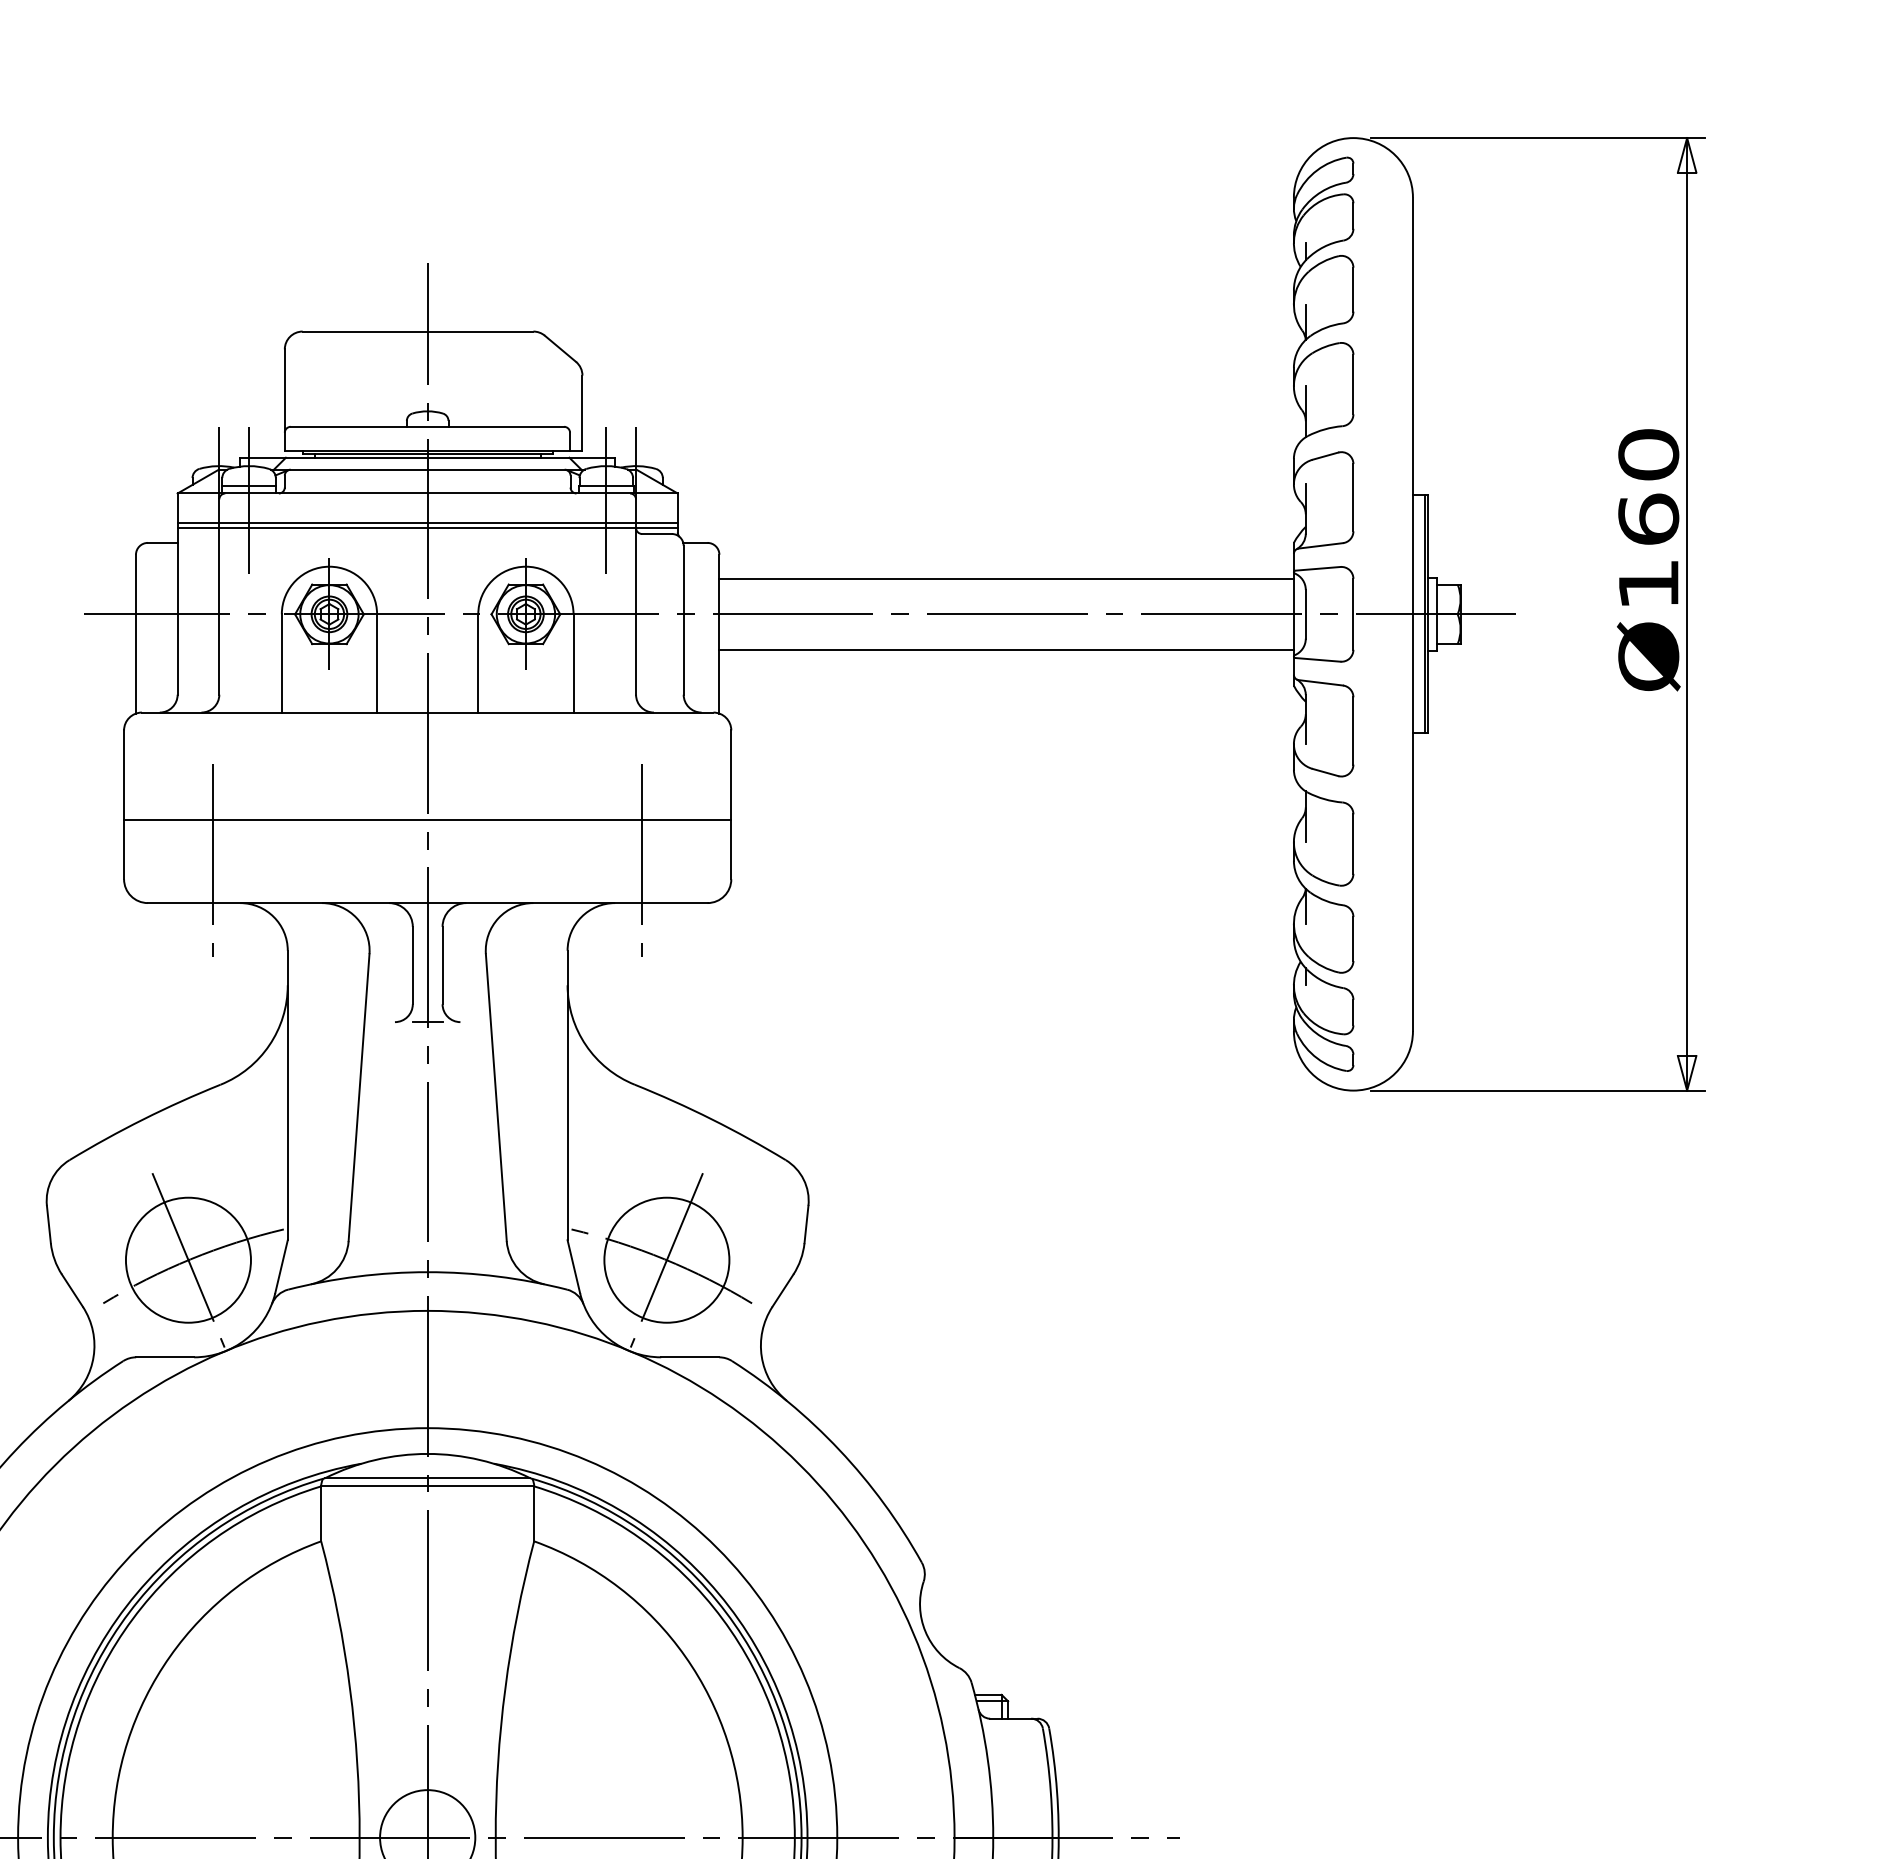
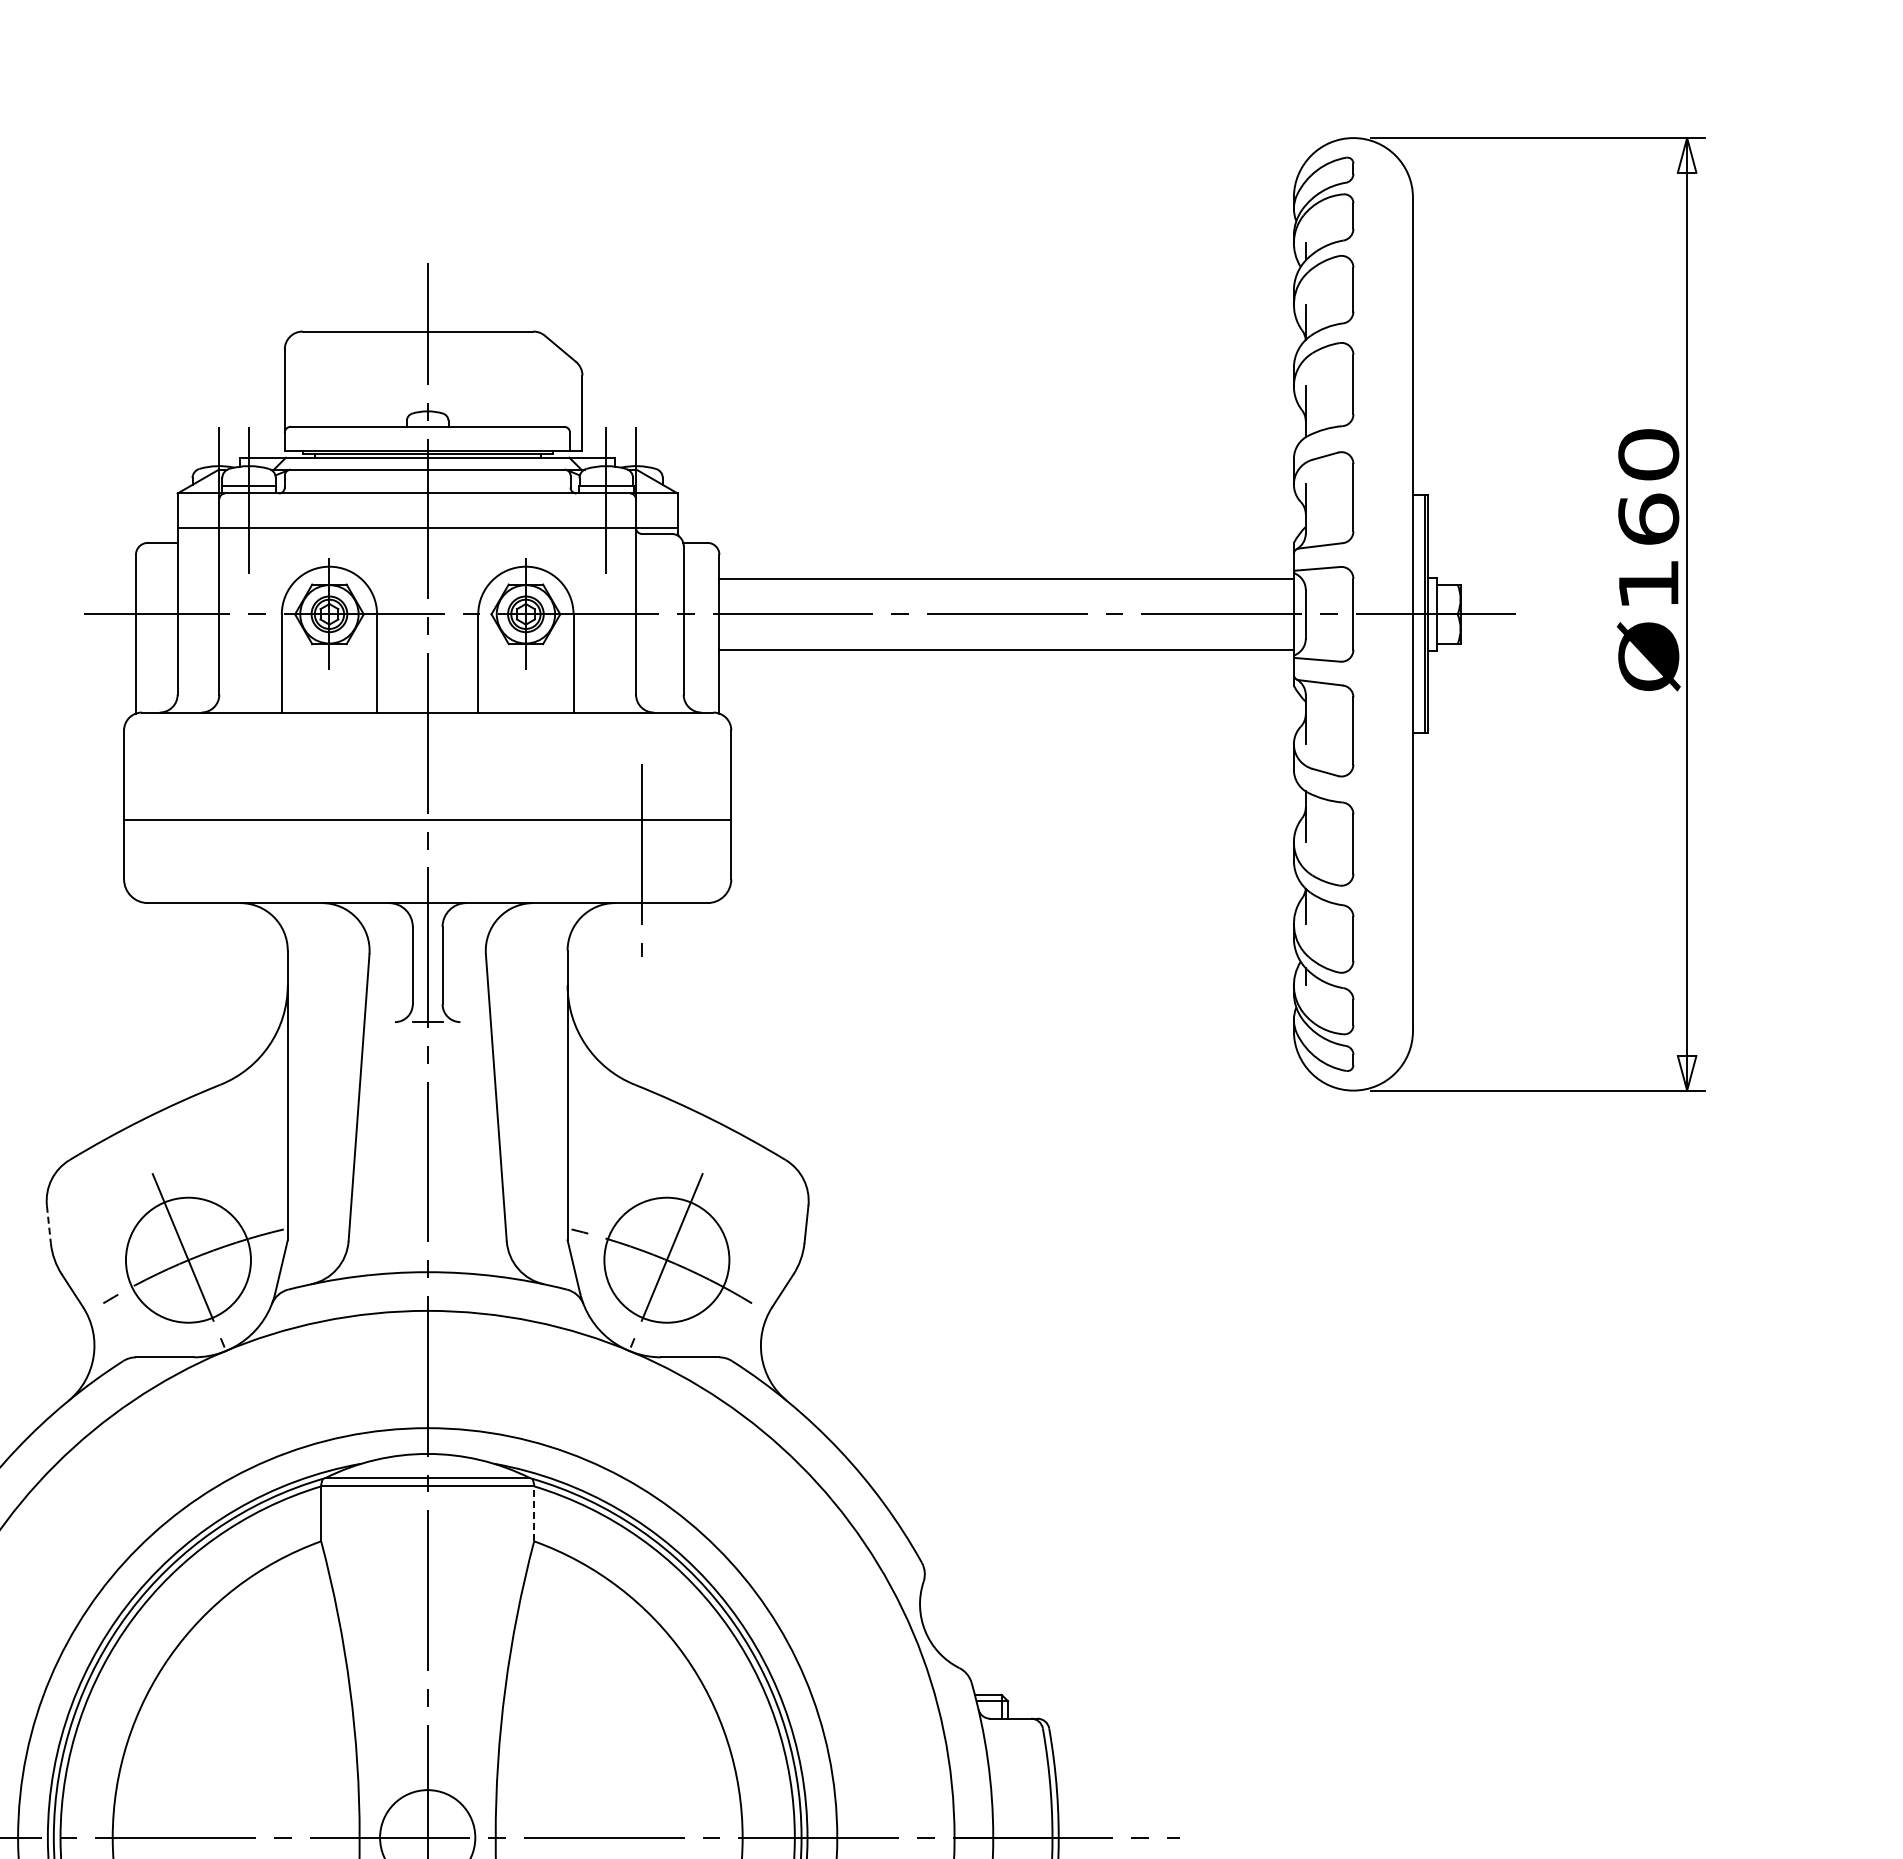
line: present -> none (427, 523)
line: present -> none (213, 860)
line: solid -> dashed (48, 1224)
line: solid -> dashed (534, 1513)
